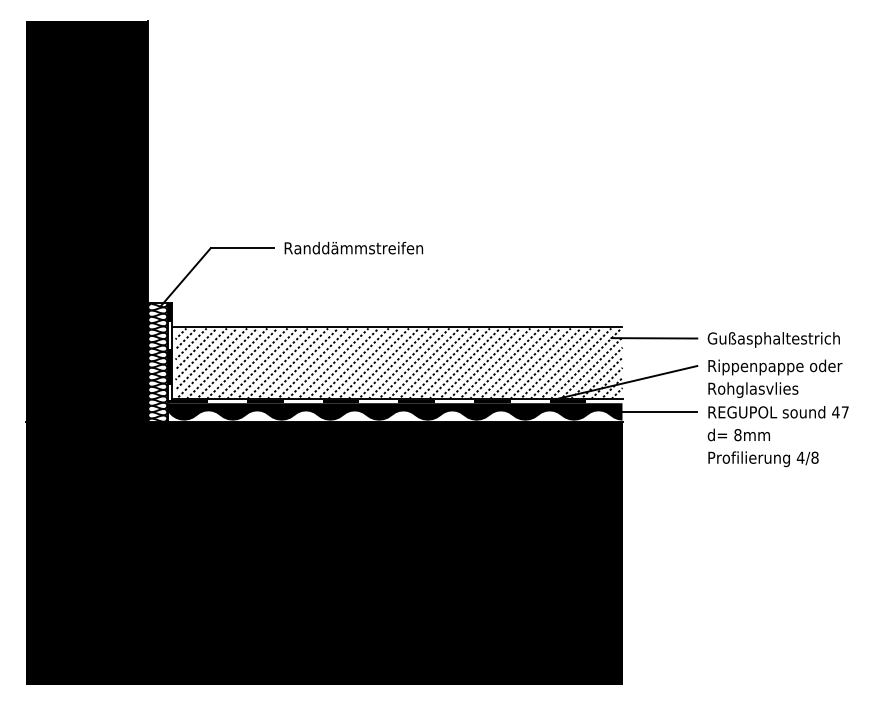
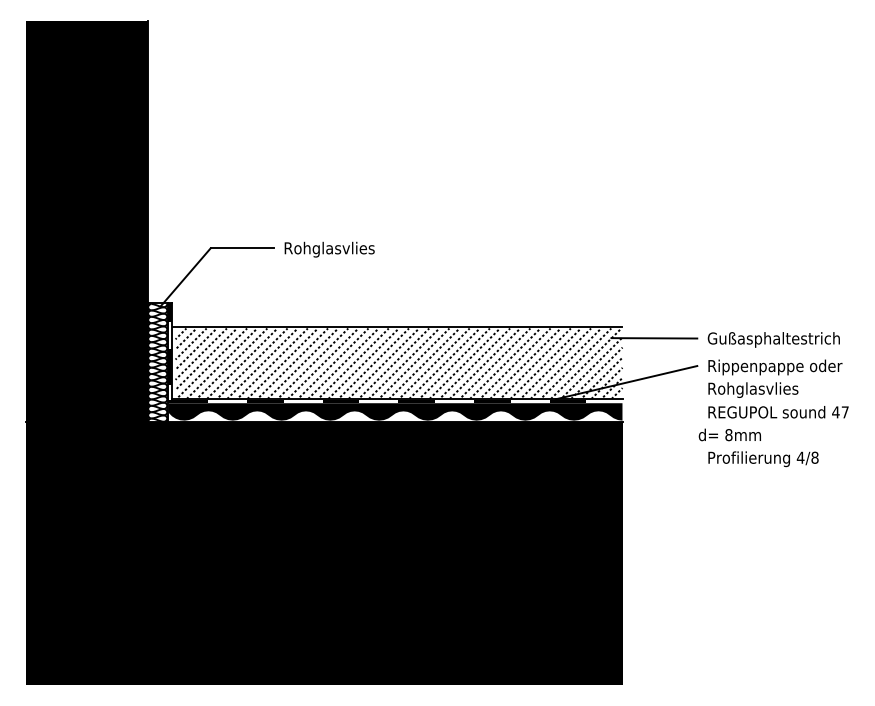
text: Randdämmstreifen -> Rohglasvlies (358, 249)
line: present -> none (654, 412)
text position: (738, 434) -> (729, 434) (729, 434)
